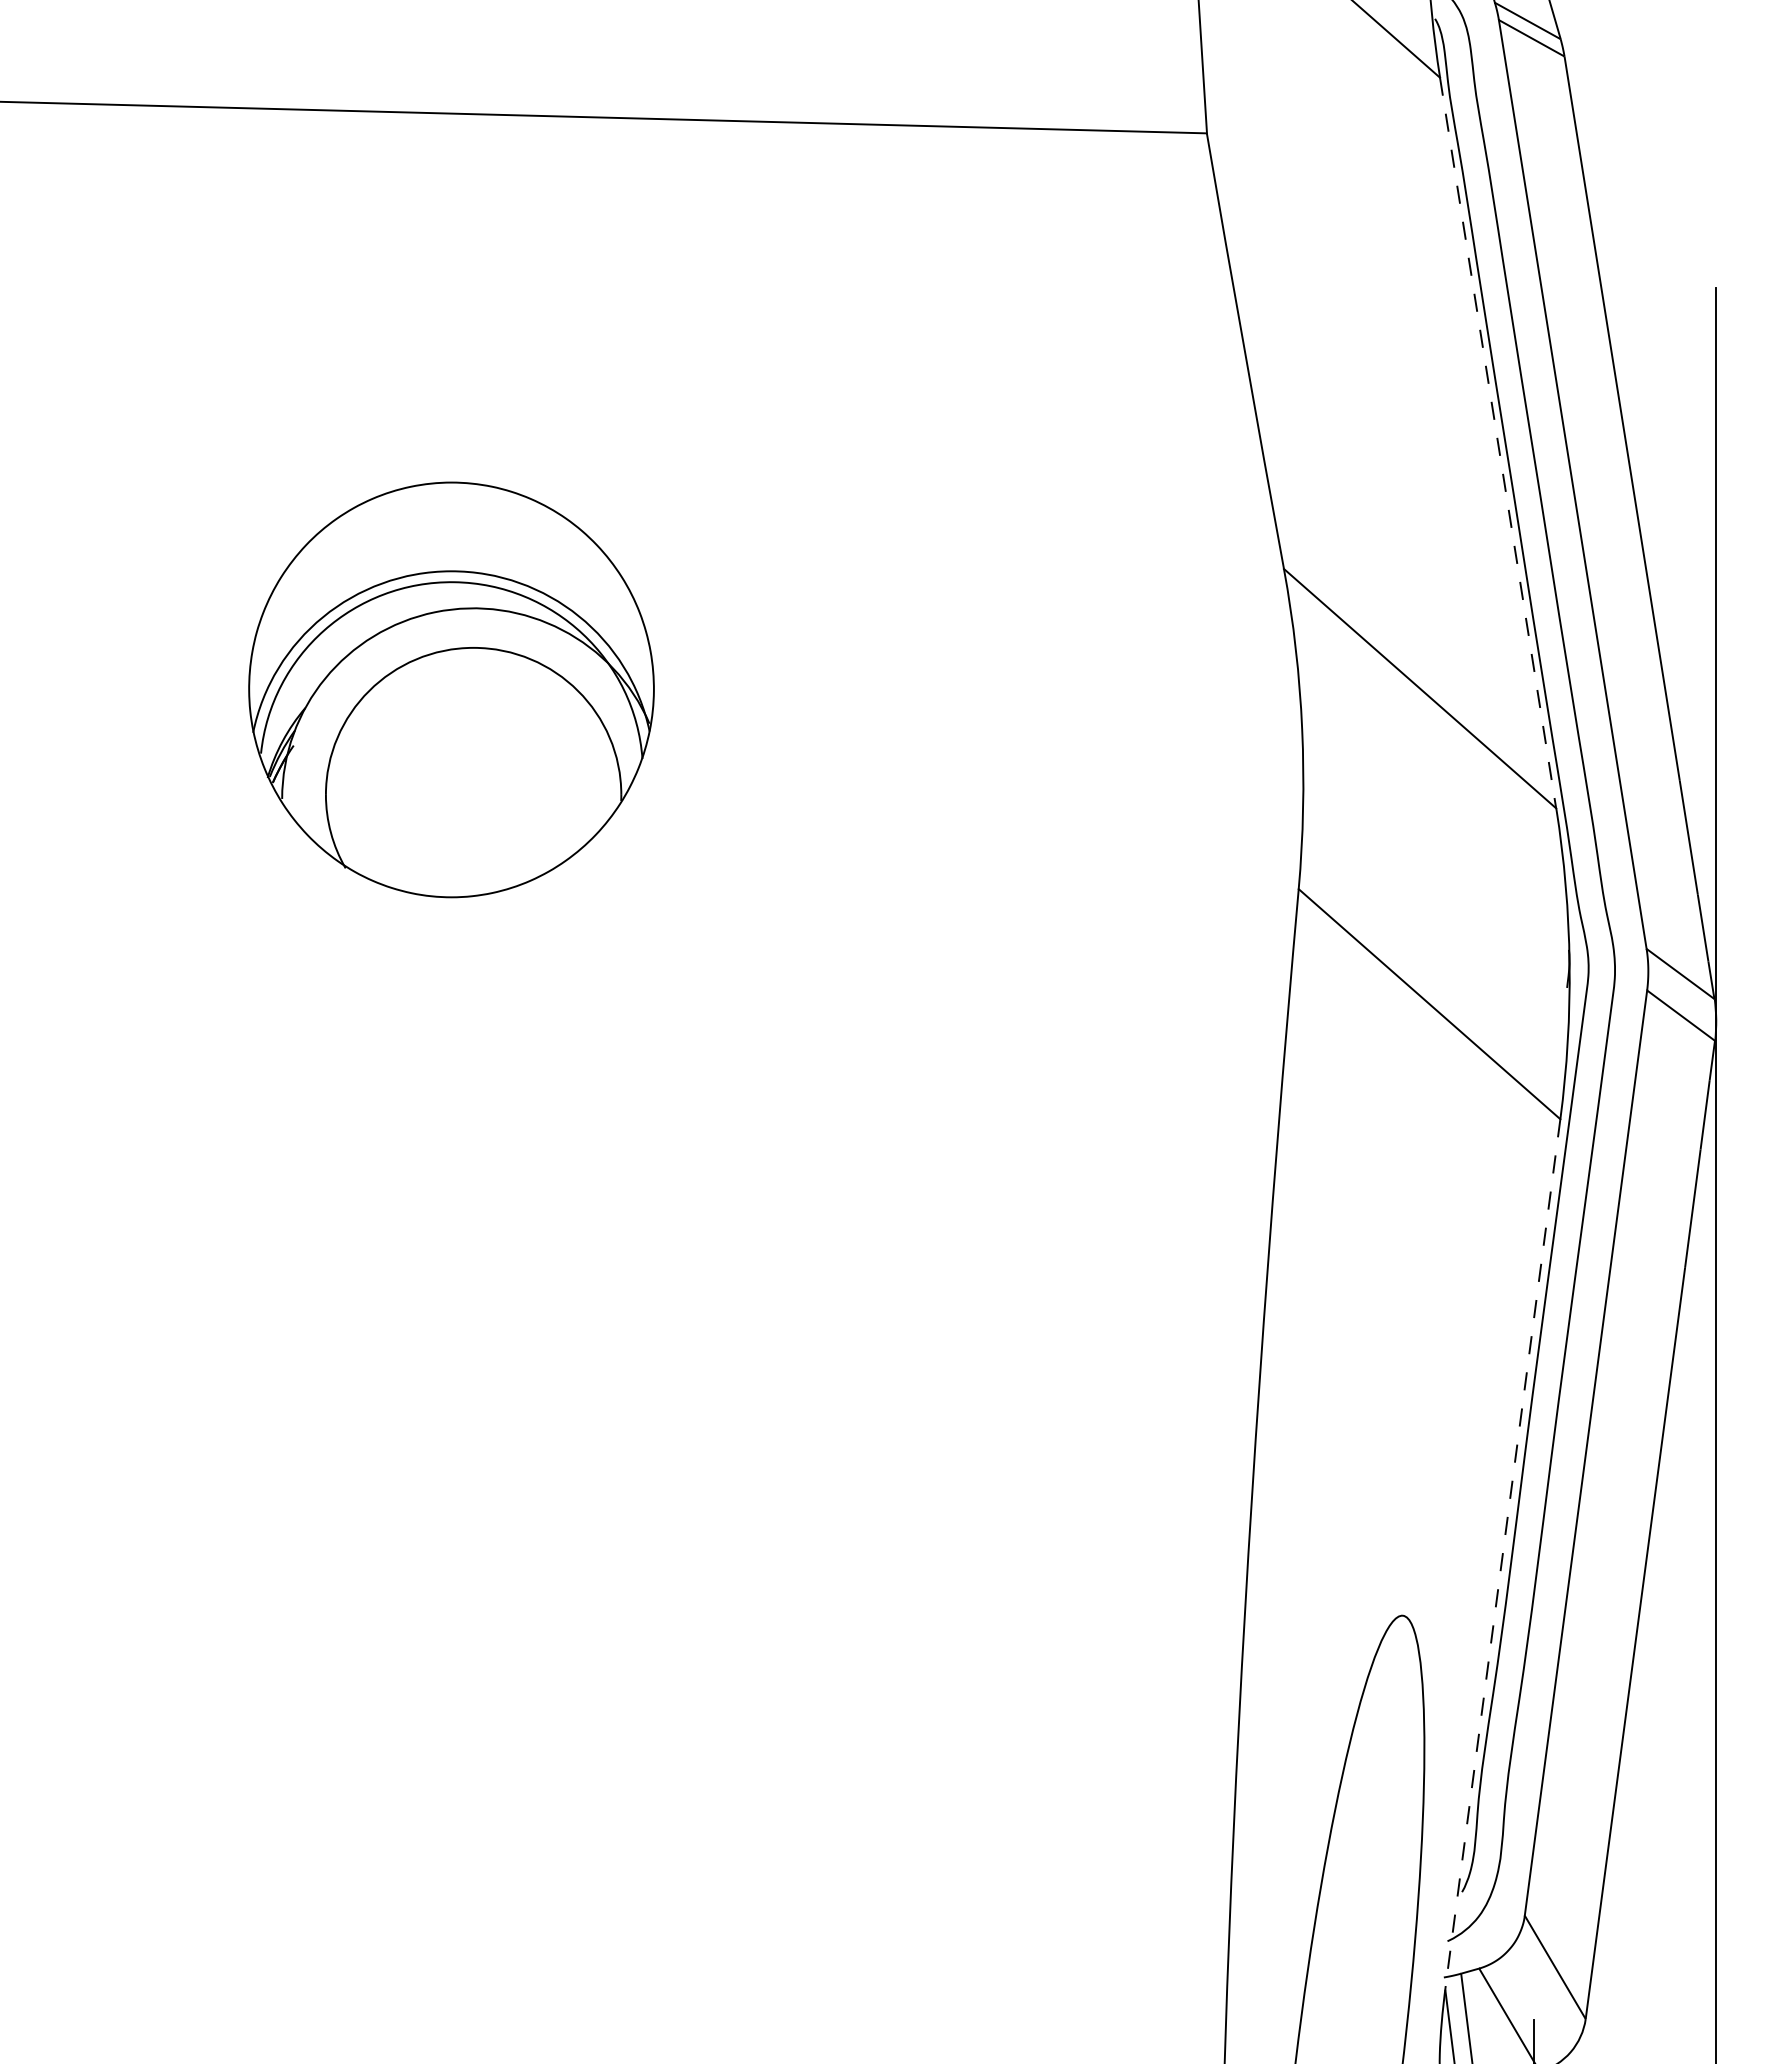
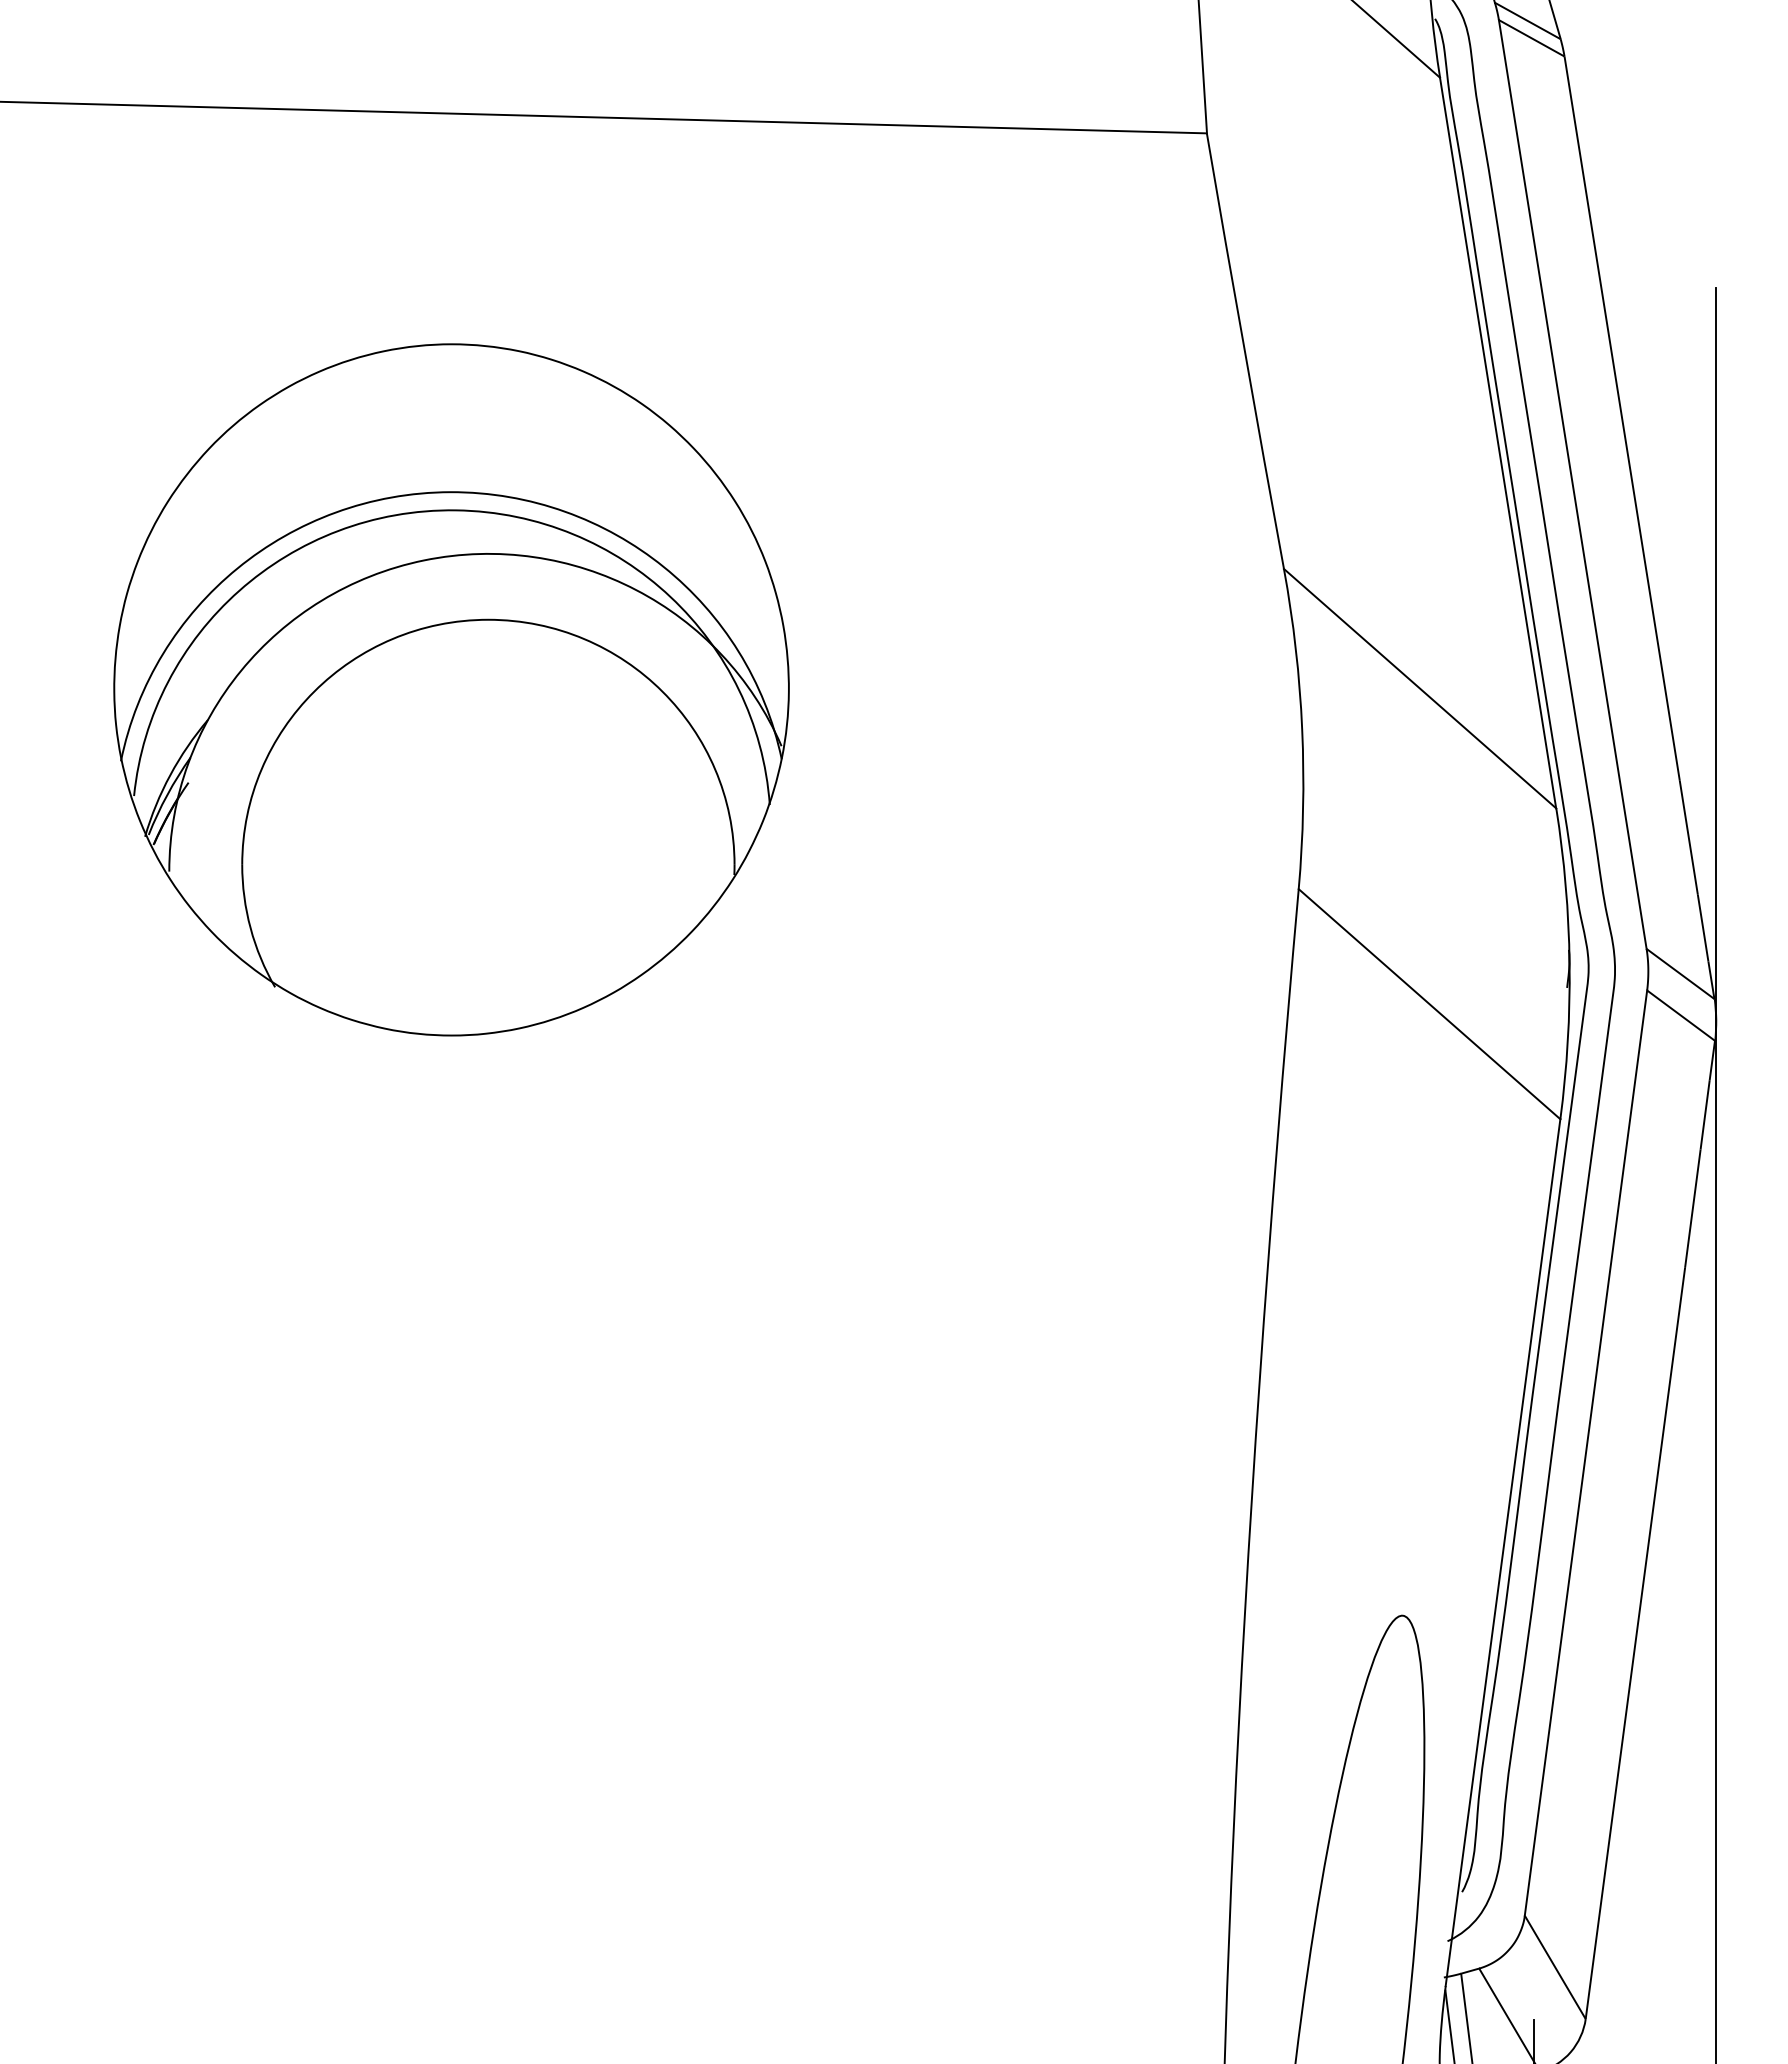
line: dashed -> solid (1498, 443)
part size: 407x418 px -> 677x694 px (451, 689)
line: dashed -> solid (1502, 1553)
